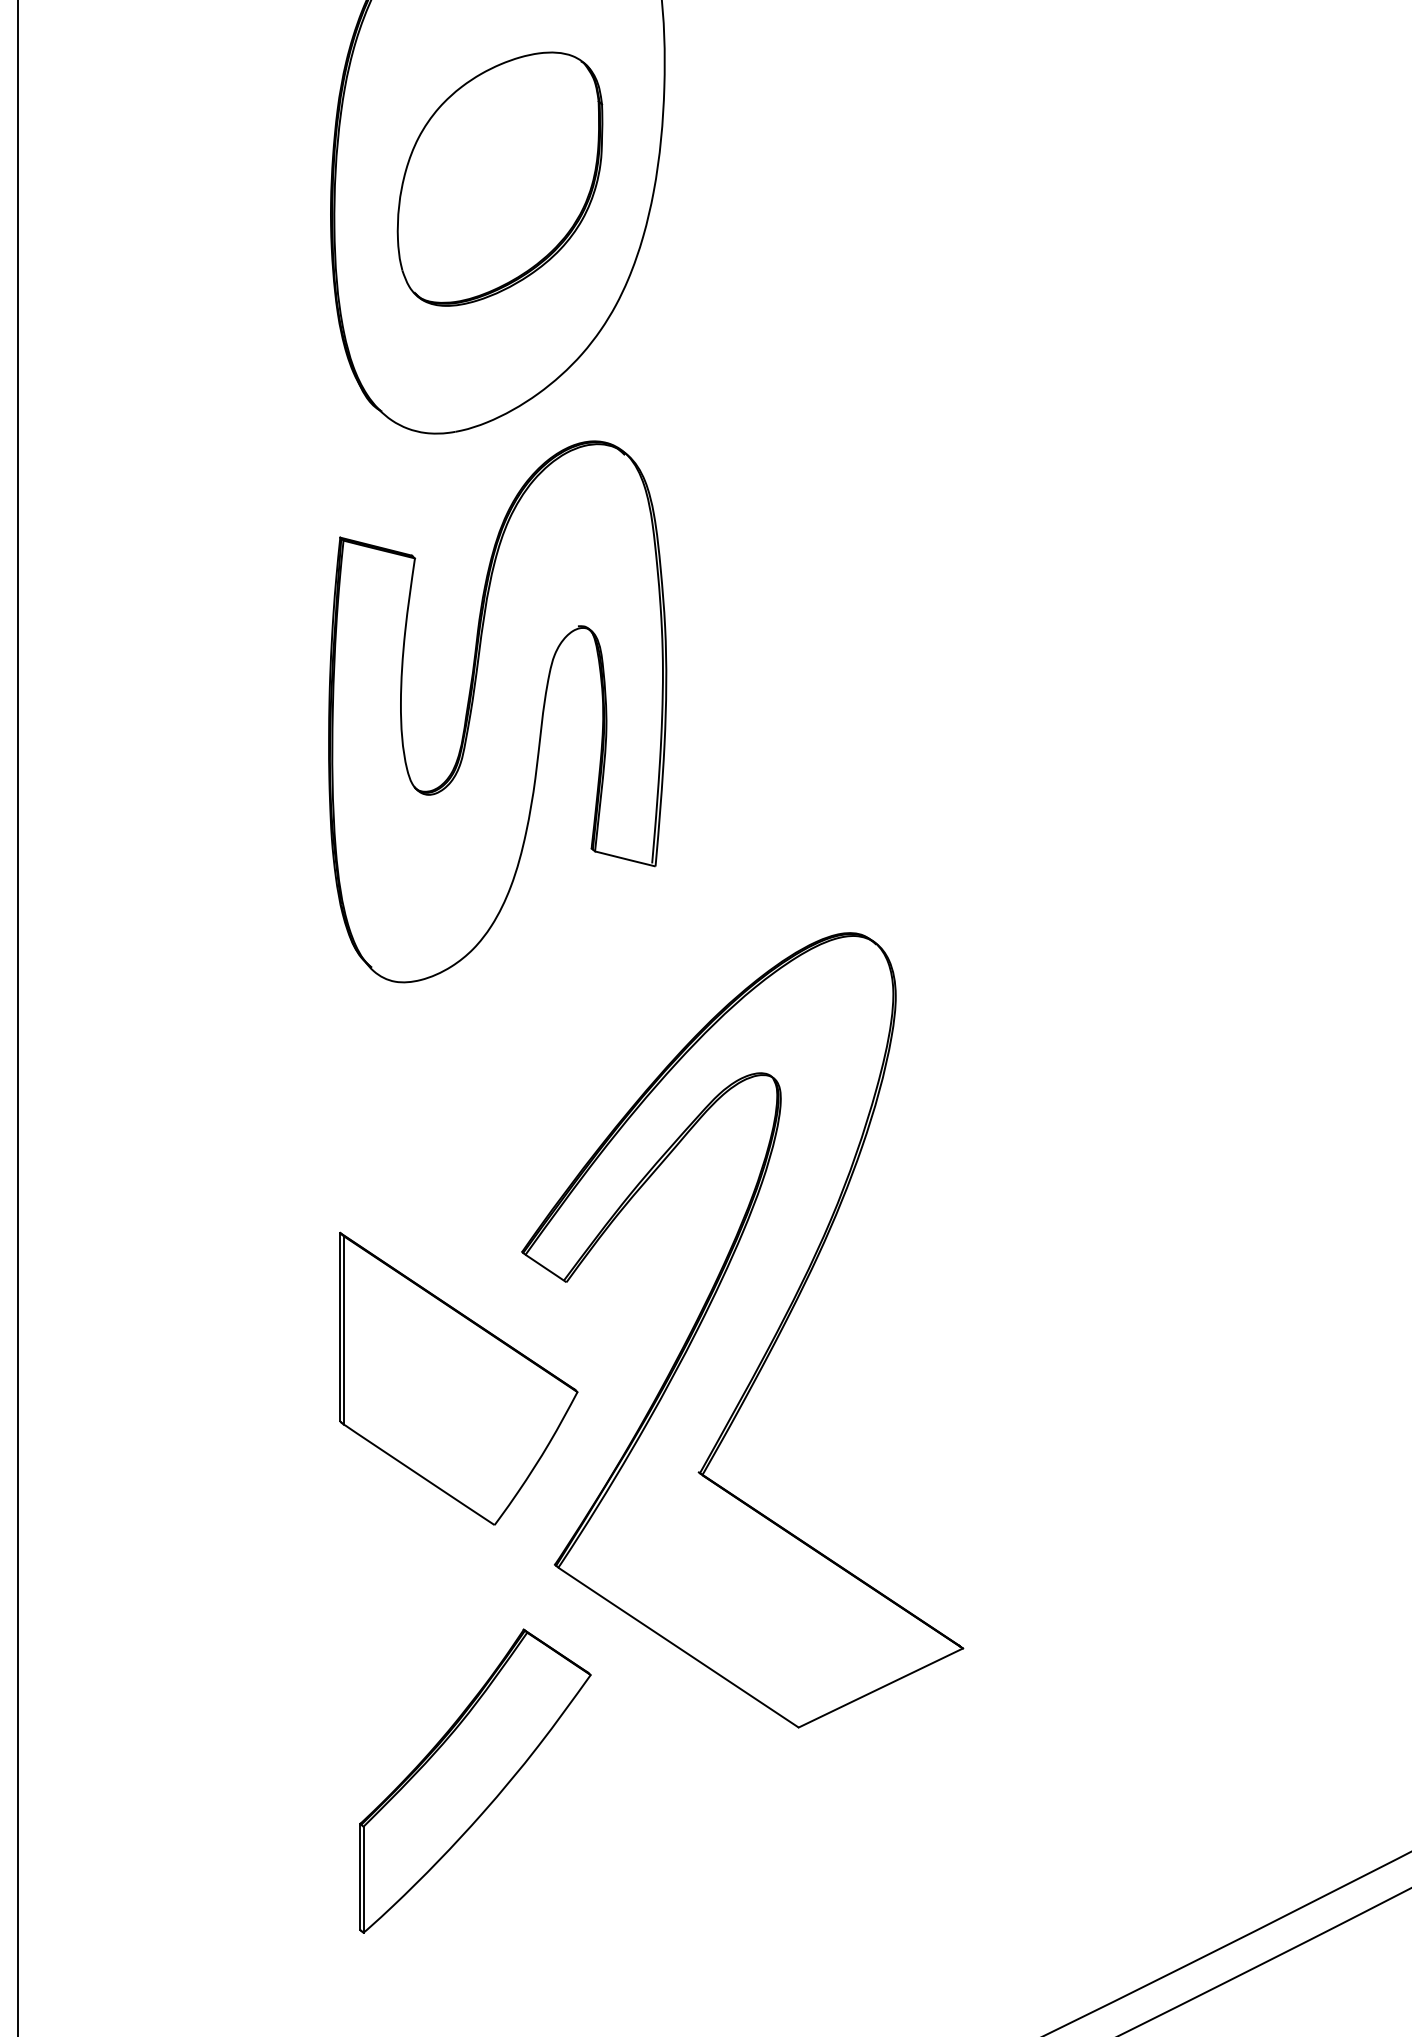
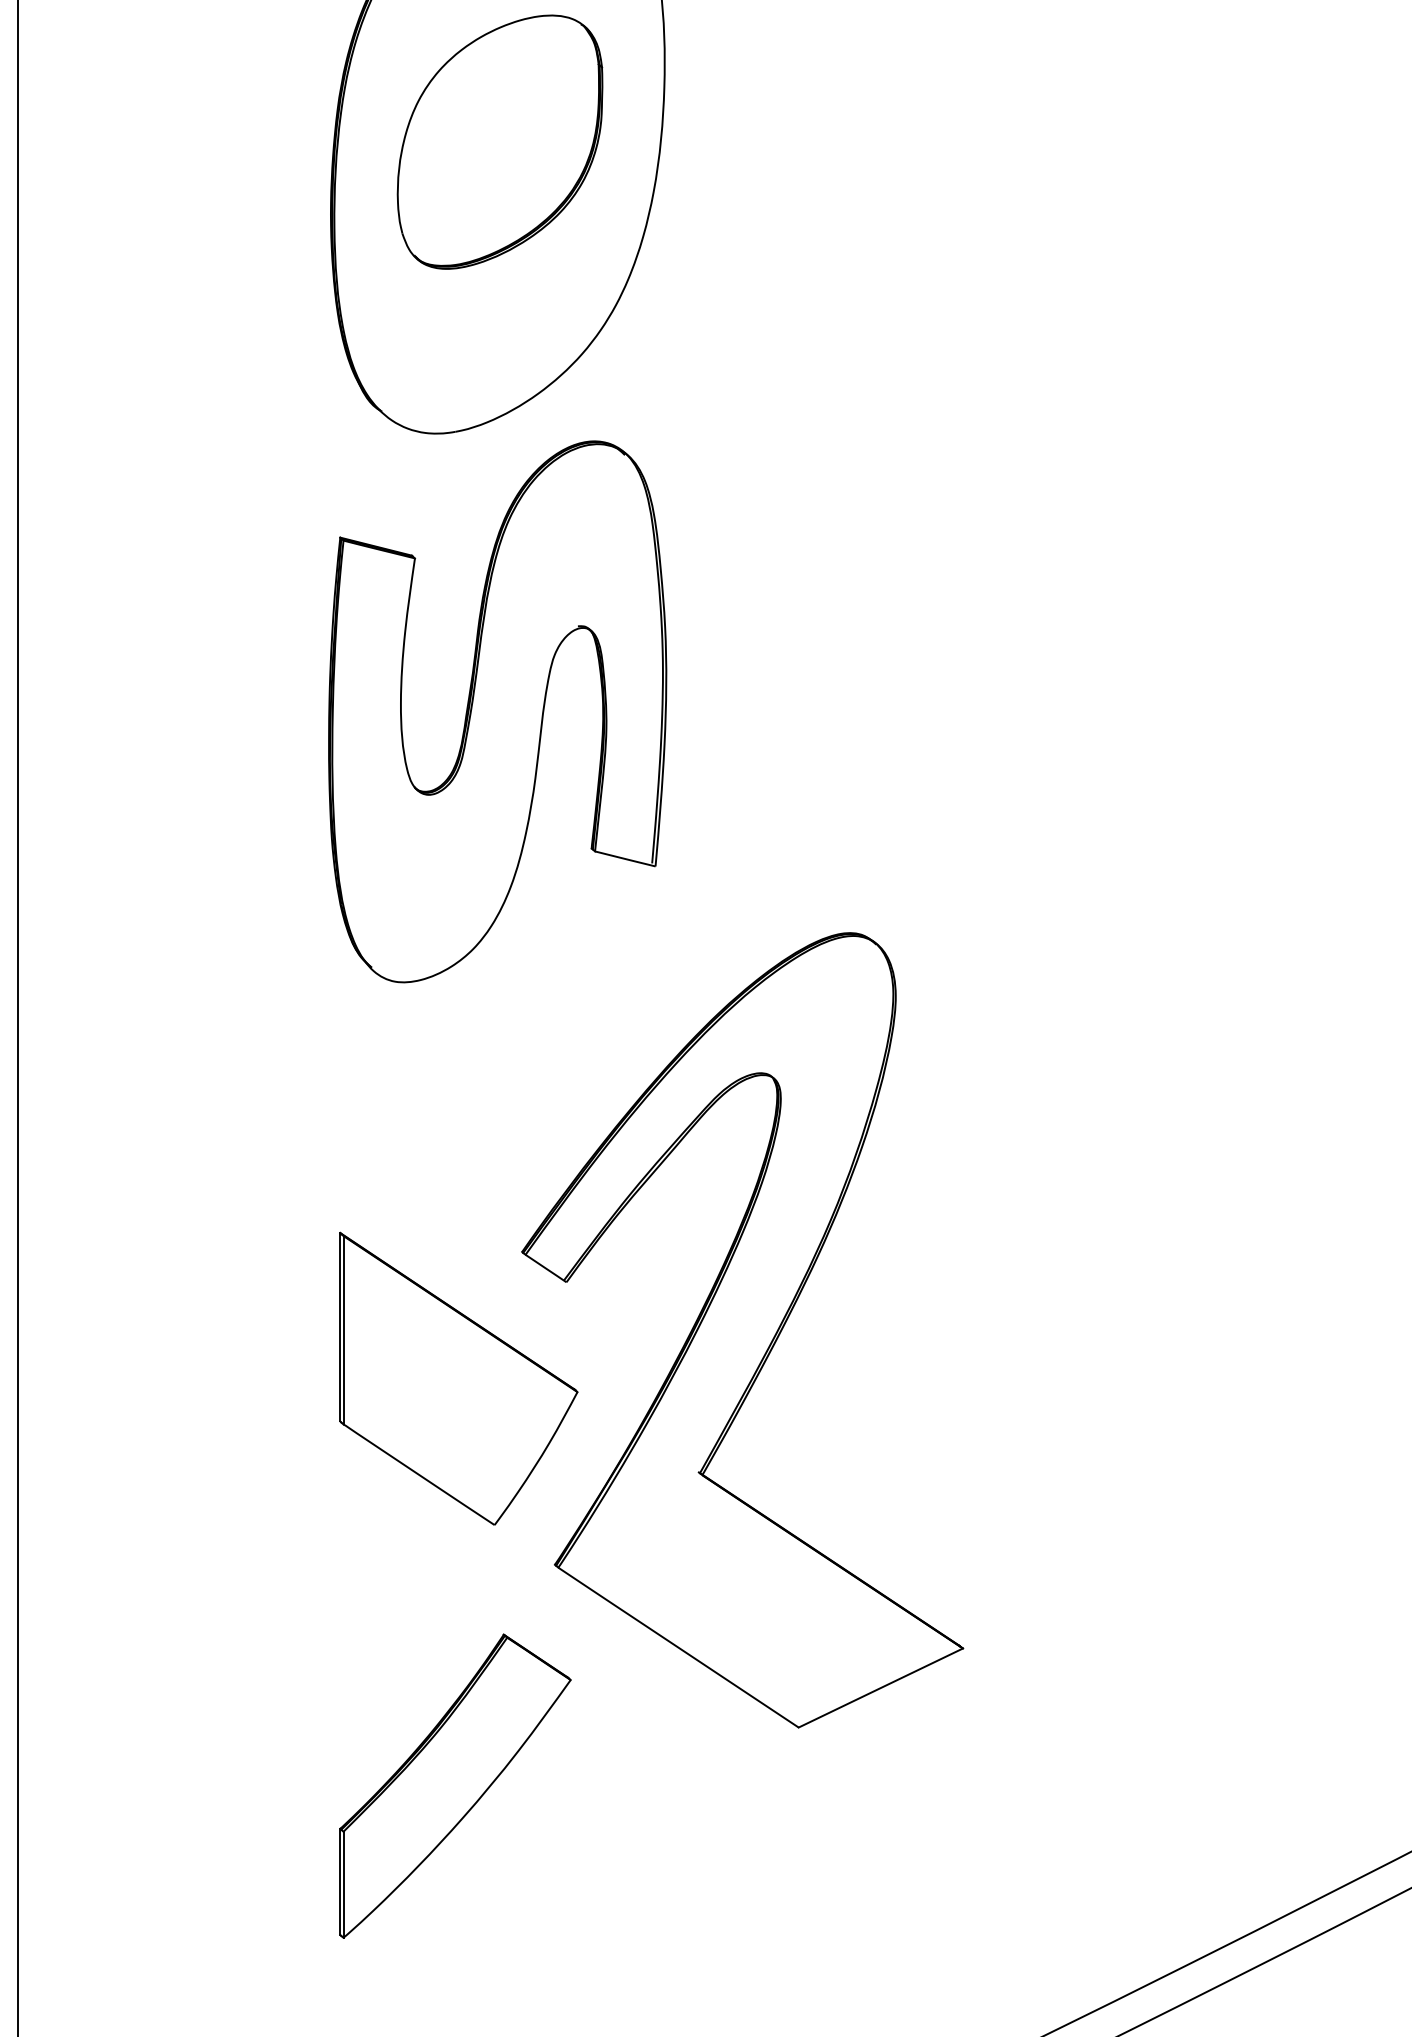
part position: (499, 178) -> (499, 141) (499, 141)
part position: (475, 1780) -> (455, 1785) (455, 1785)
